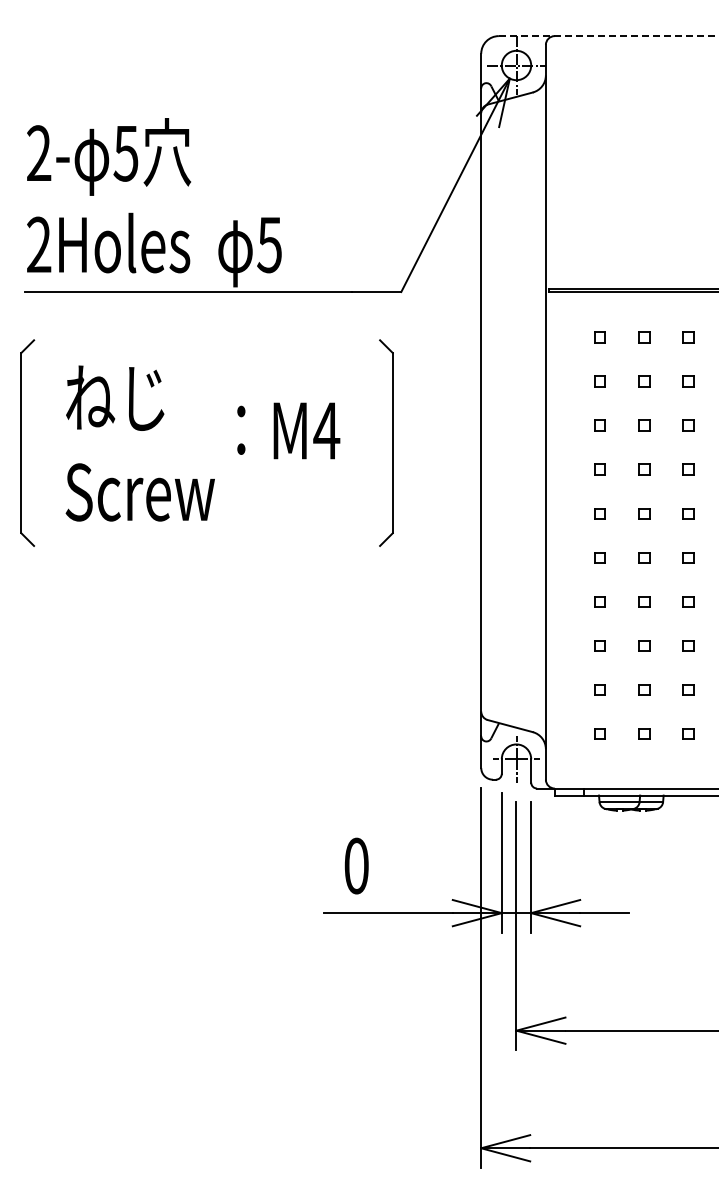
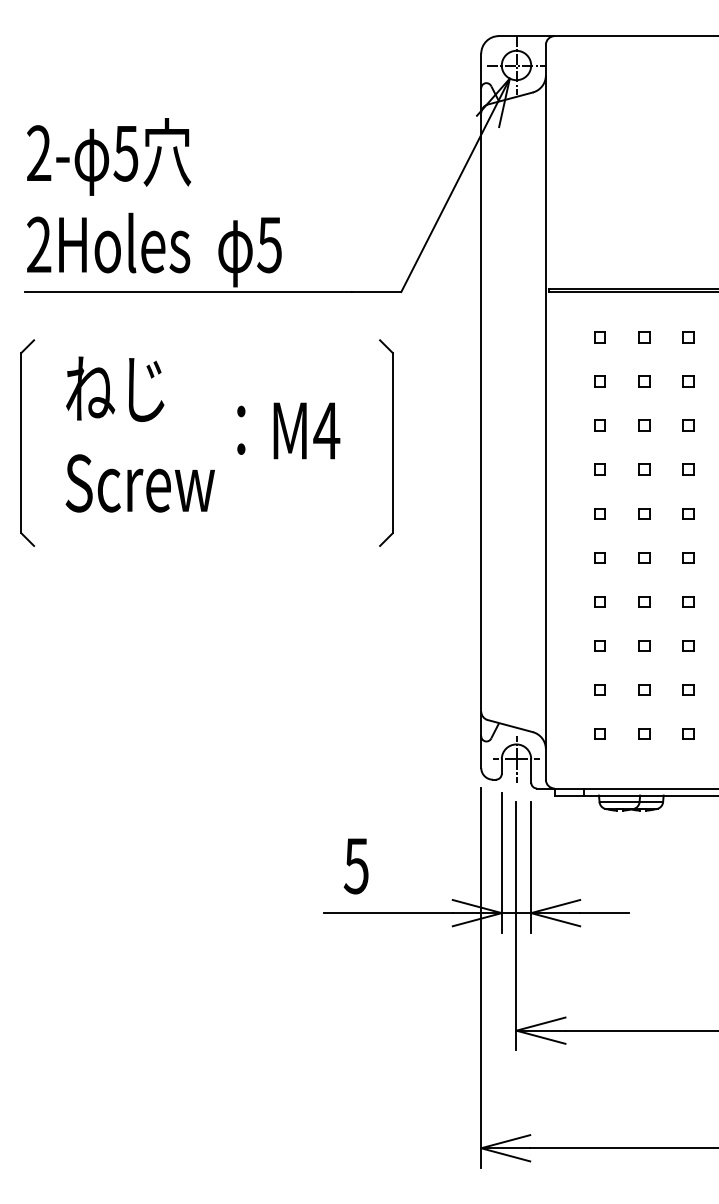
line: dashed -> solid (608, 36)
text position: (139, 443) -> (139, 434) (139, 434)
text: 0 -> 5 (355, 865)
